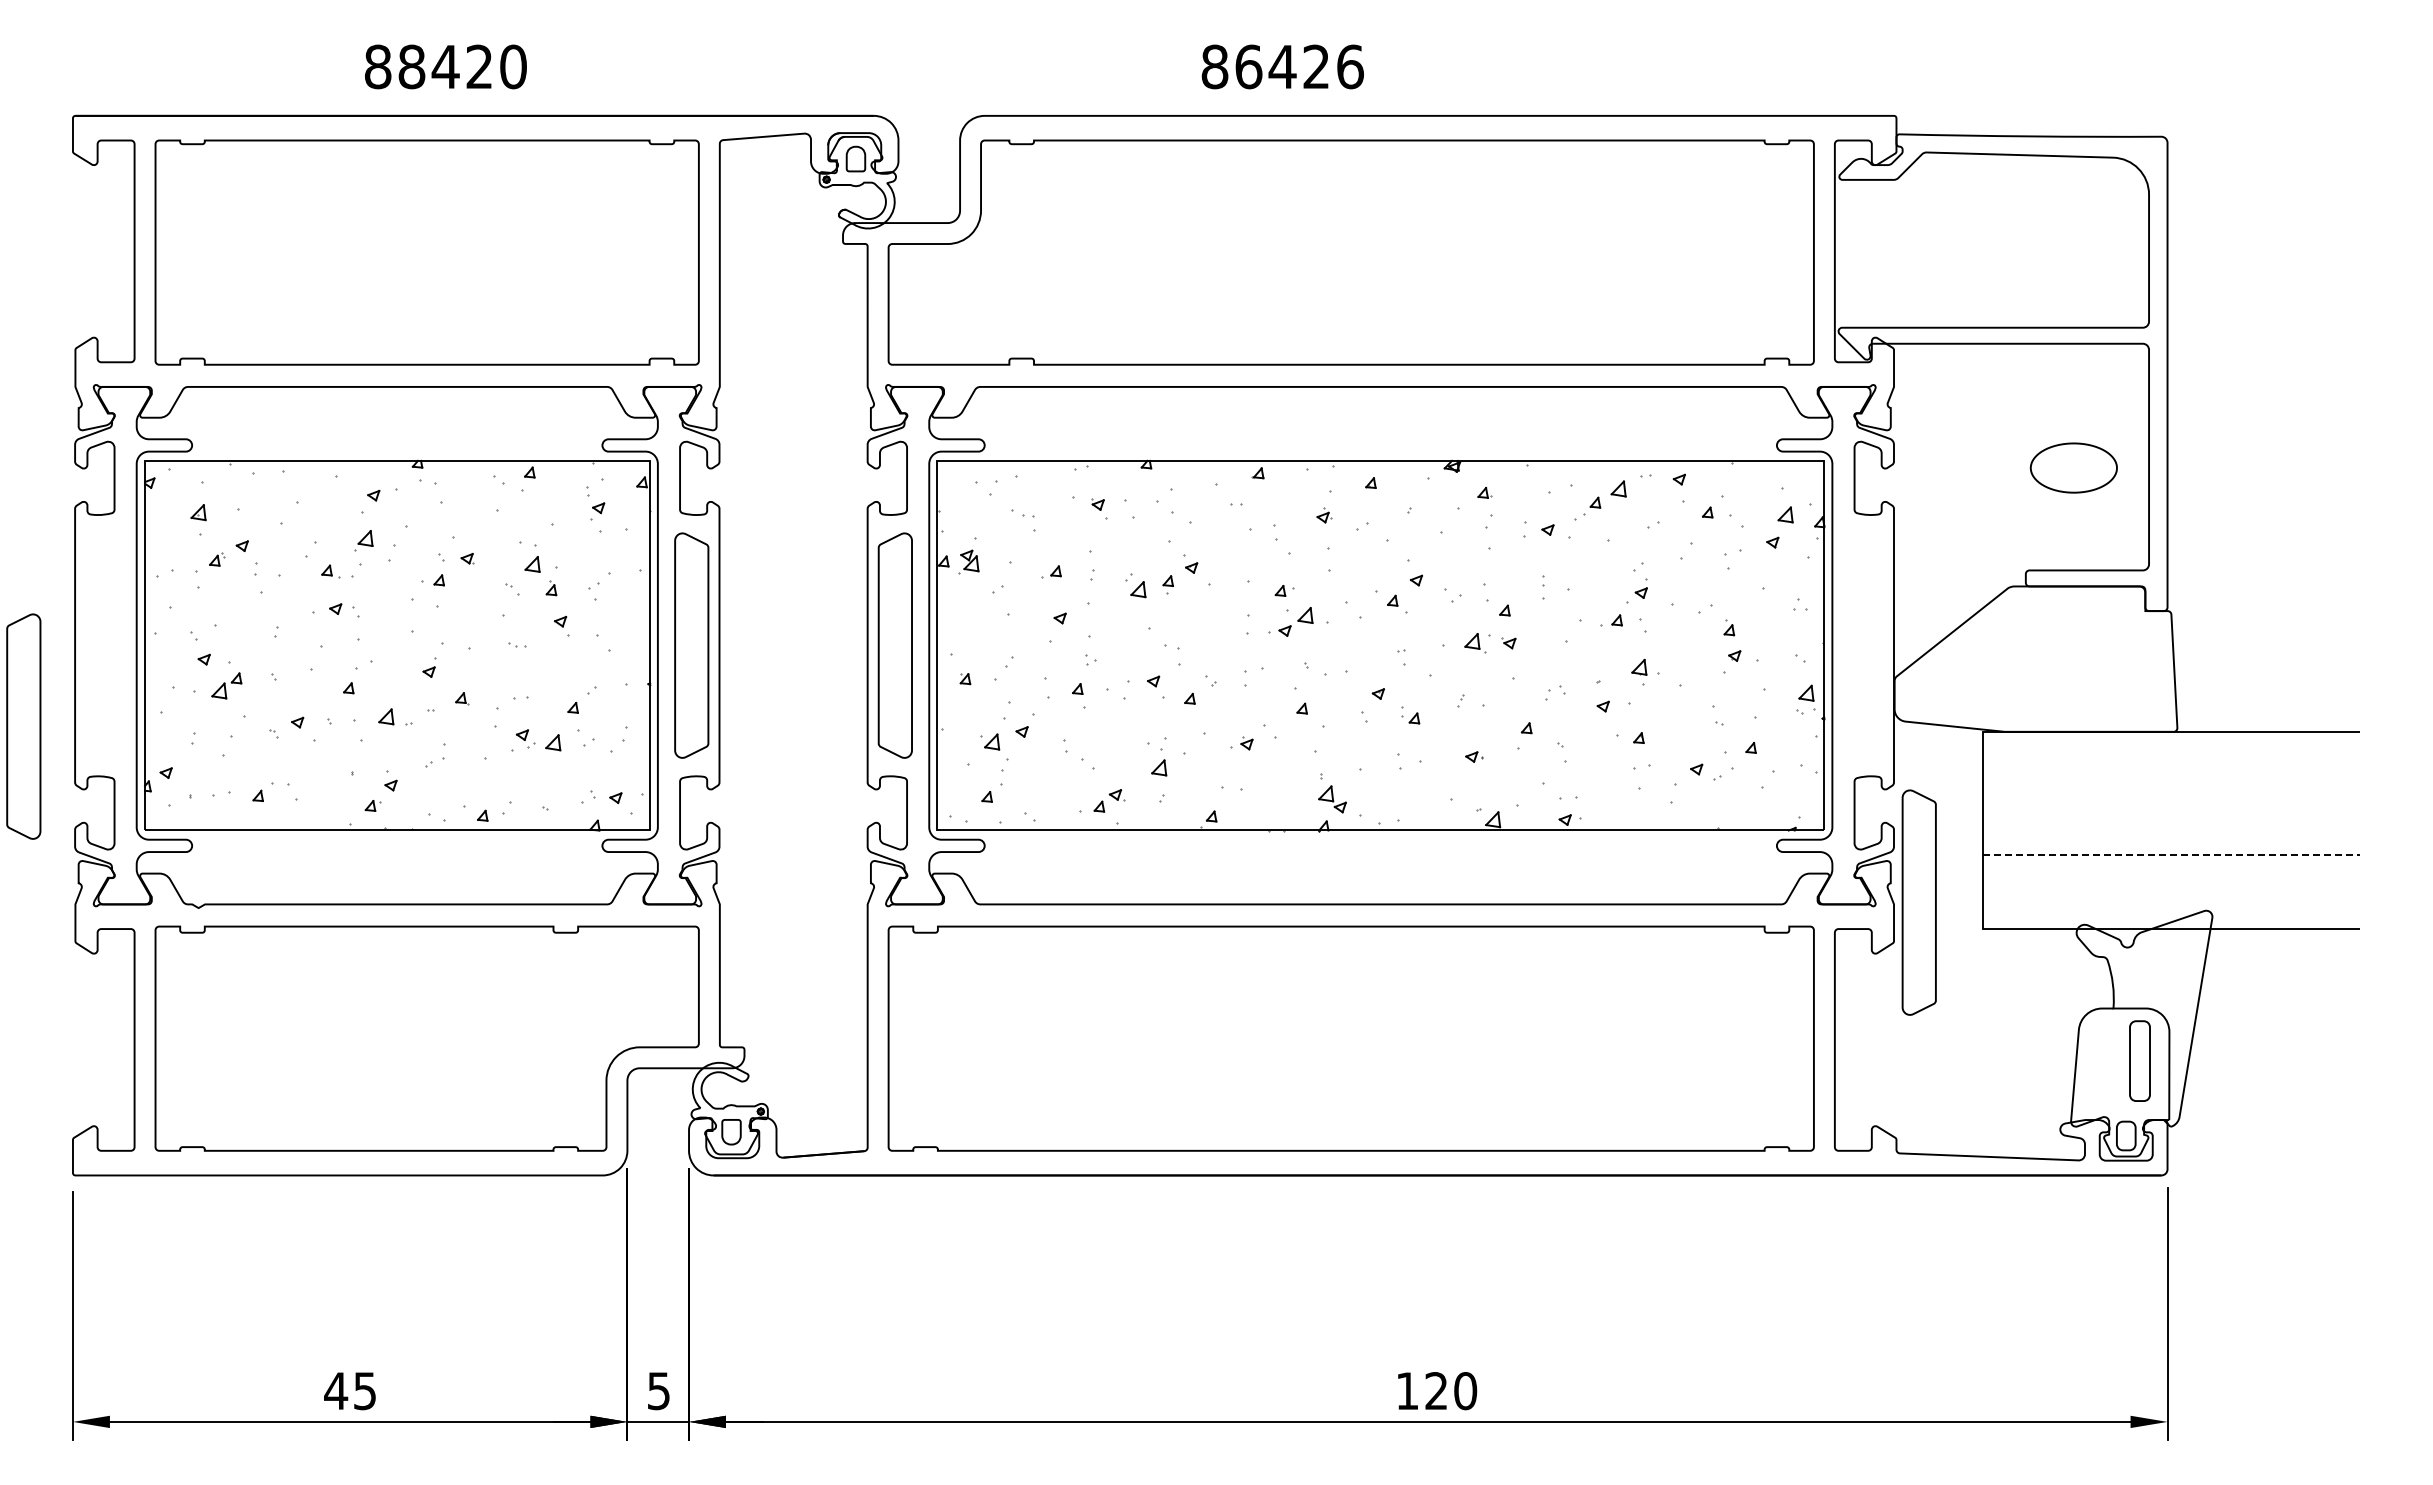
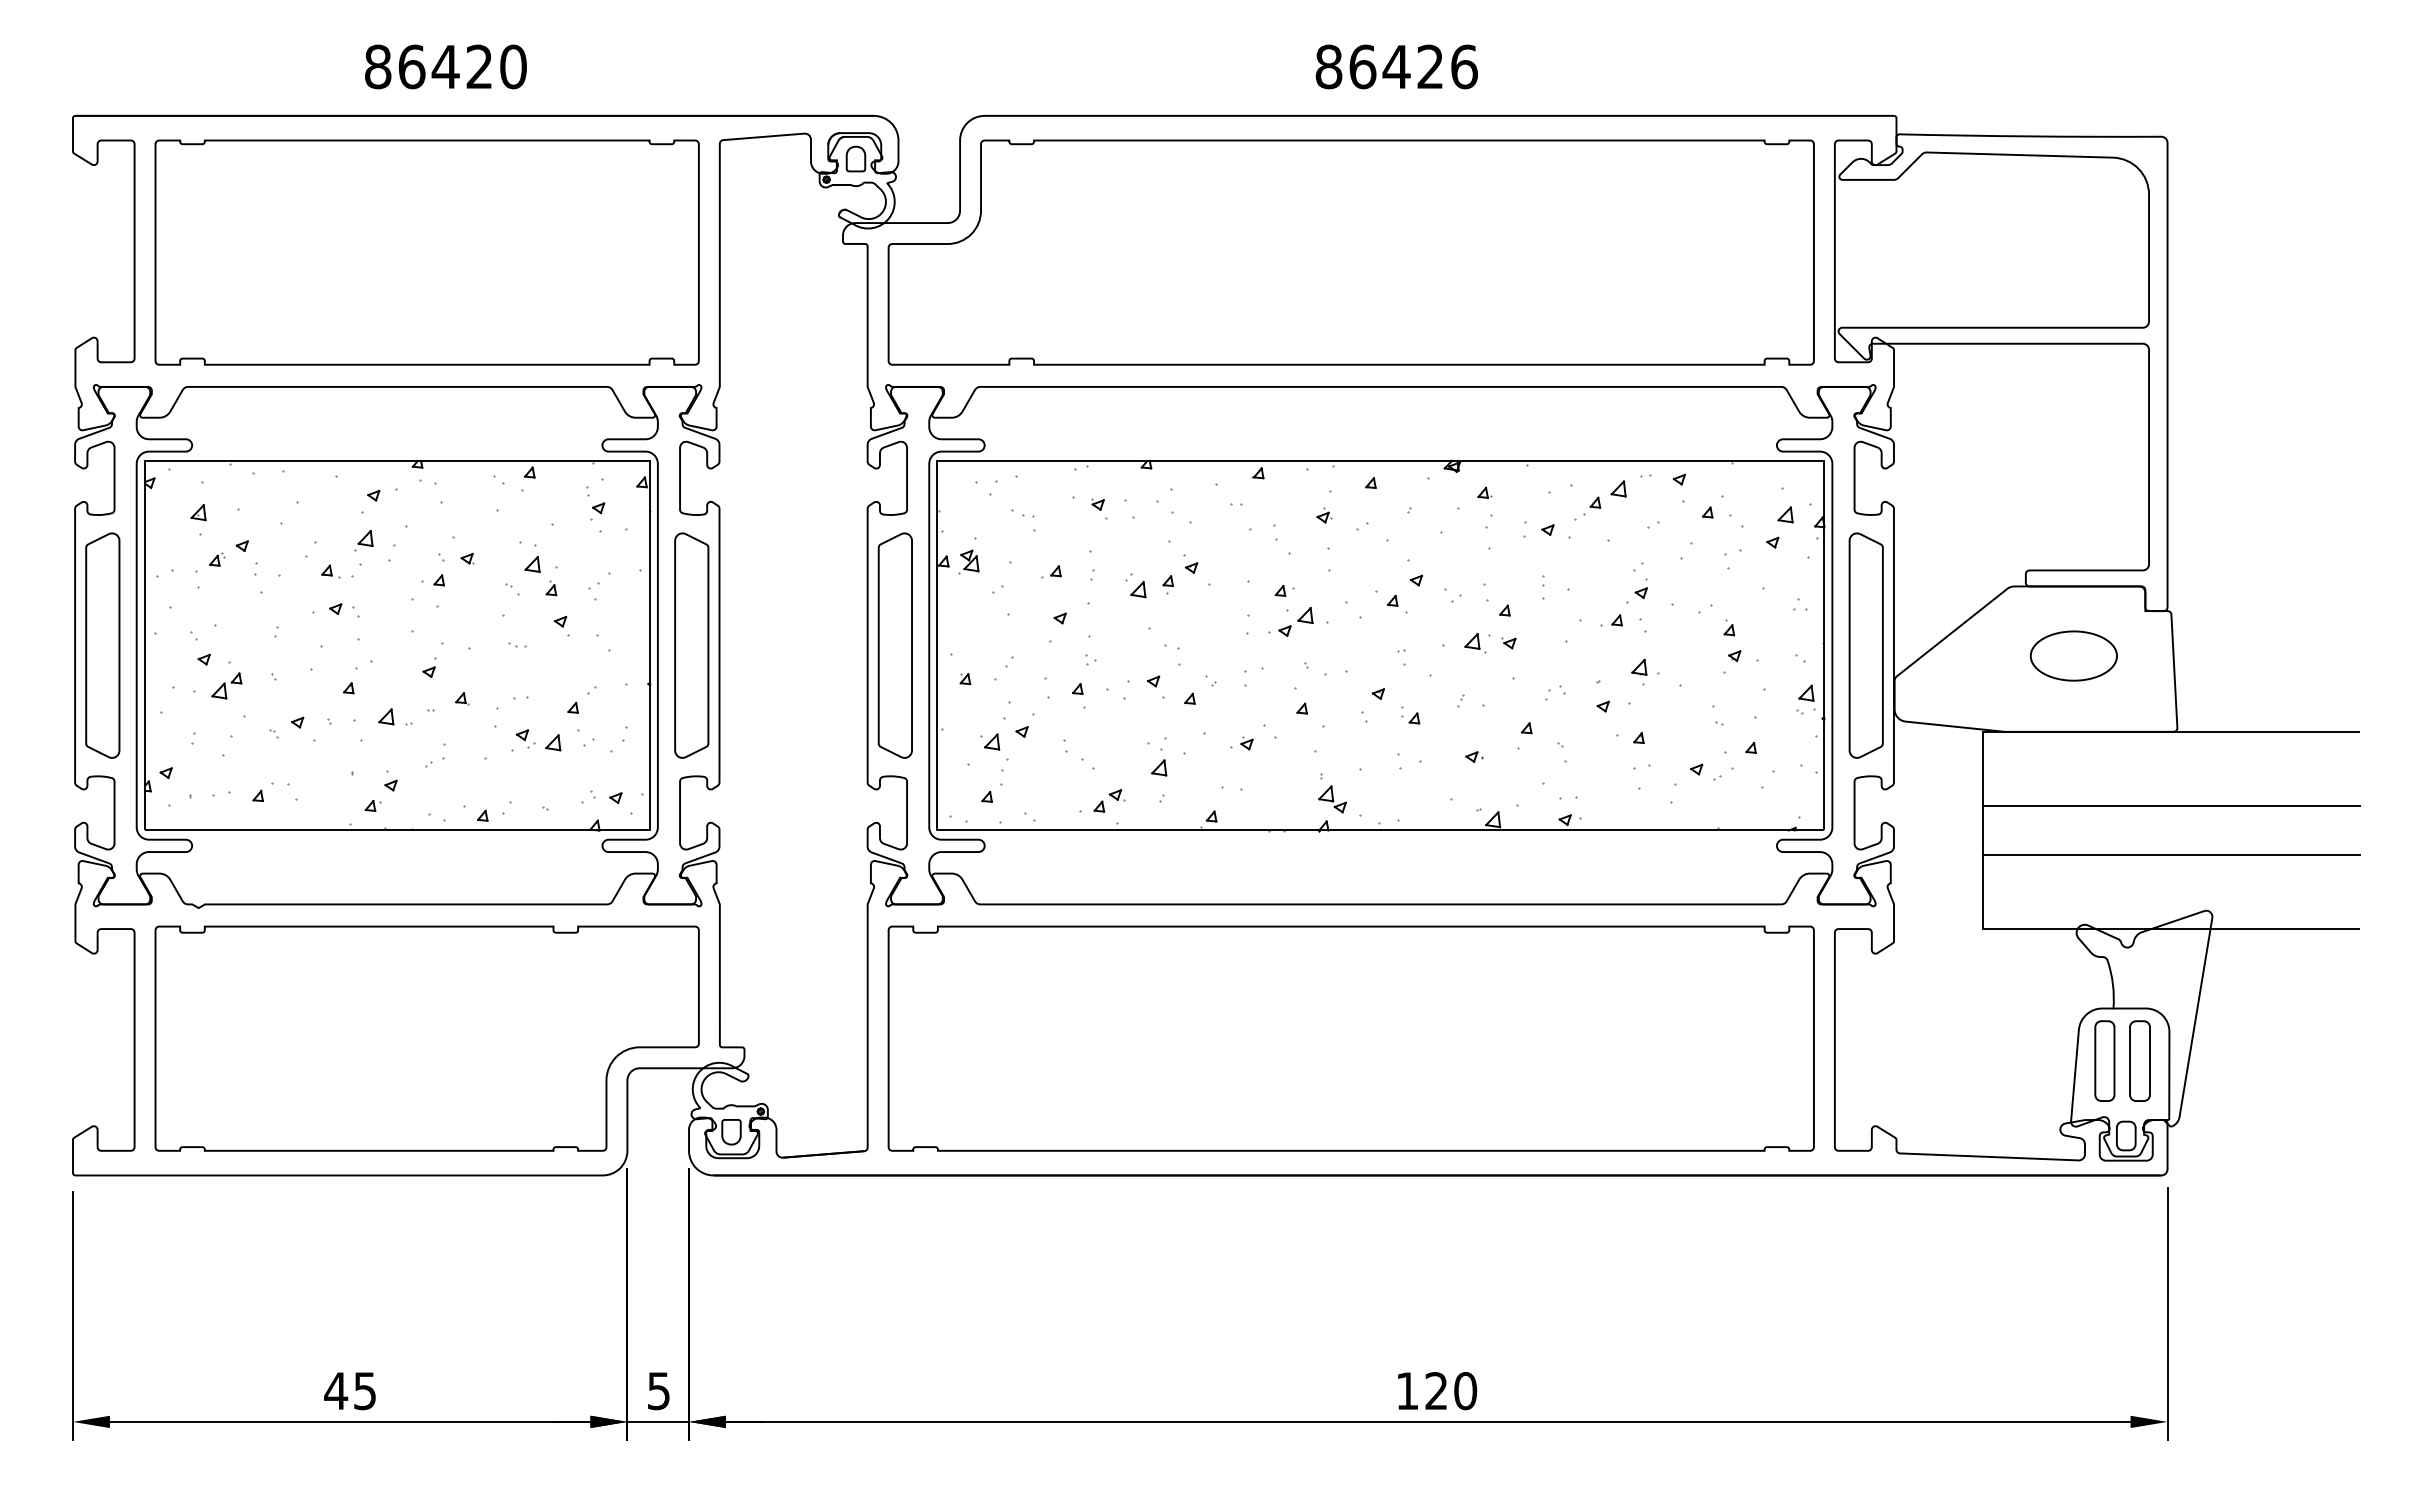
text: 88420 -> 86420 (411, 66)
text position: (1282, 66) -> (1396, 66) (1396, 66)
part position: (2073, 467) -> (2073, 655) (2073, 655)
part position: (23, 726) -> (102, 645) (102, 645)
line: none -> present (2171, 805)
line: dashed -> solid (2171, 855)
part position: (1918, 902) -> (1865, 645) (1865, 645)
part: none -> present (2104, 1060)
